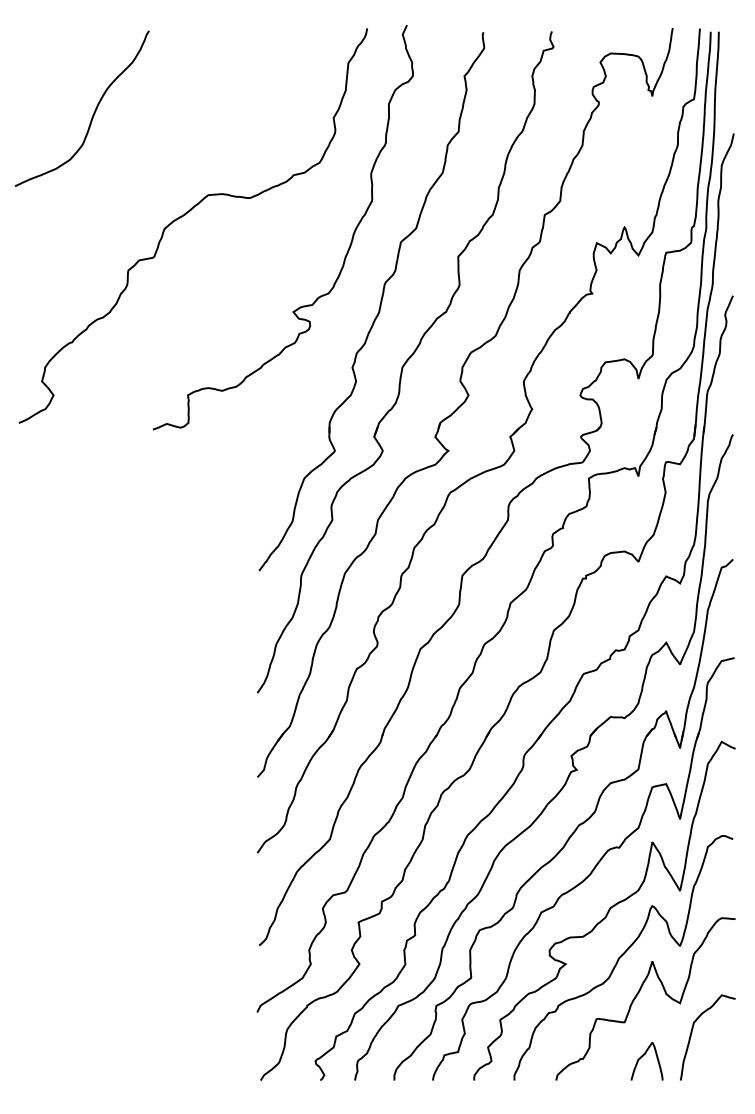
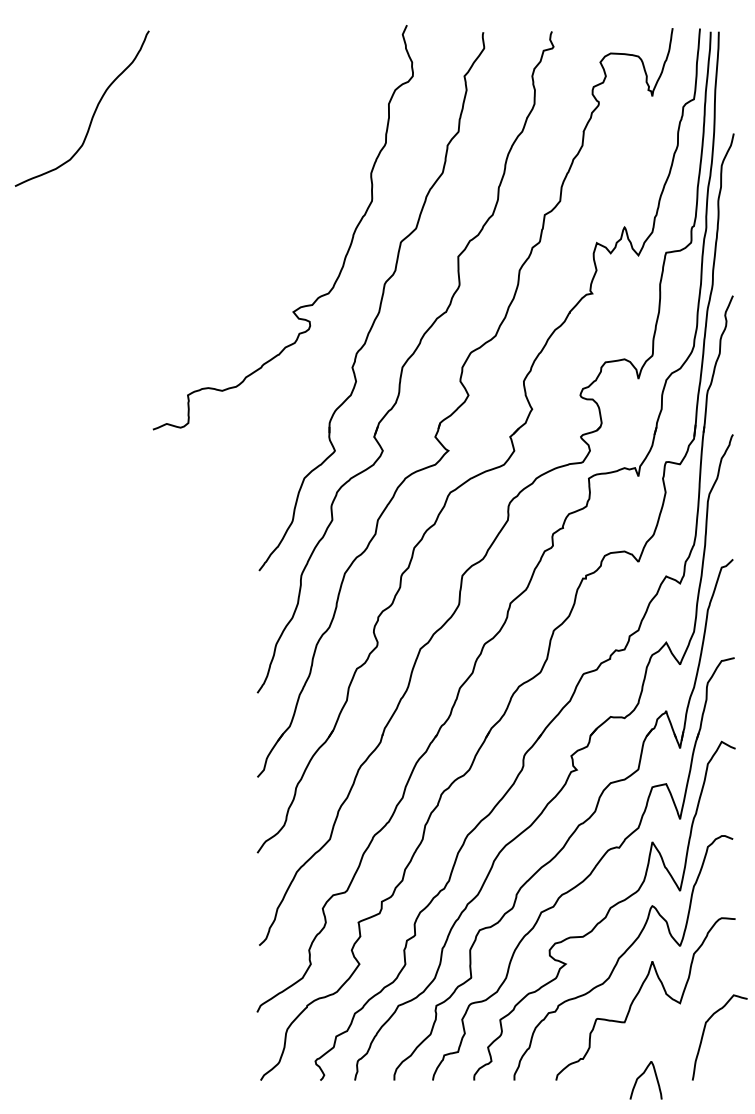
curve: present -> none (185, 215)
curve position: (692, 1033) -> (704, 1033) (704, 1033)
curve position: (642, 1057) -> (641, 1076) (641, 1076)
